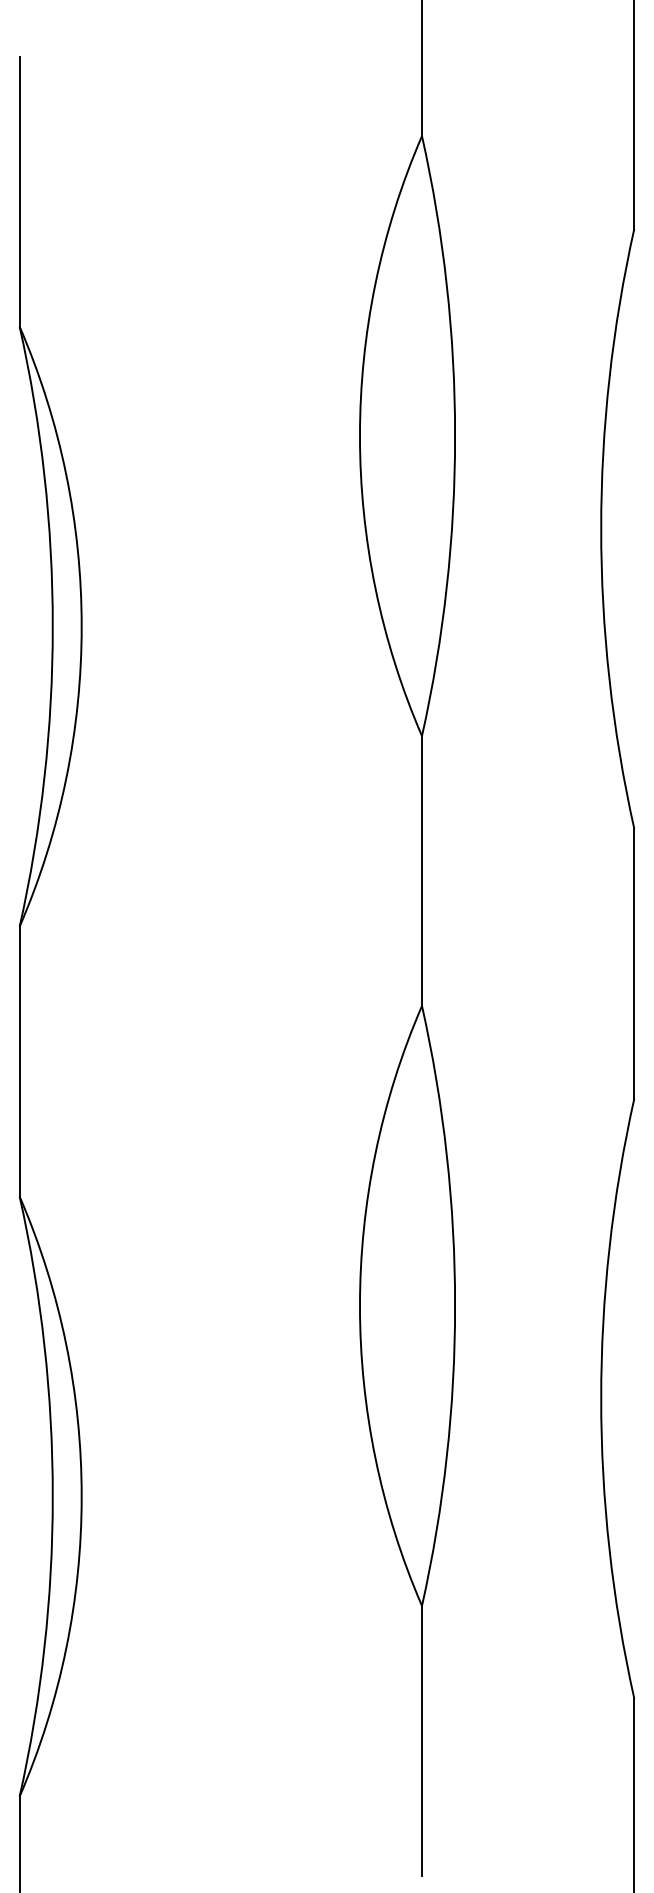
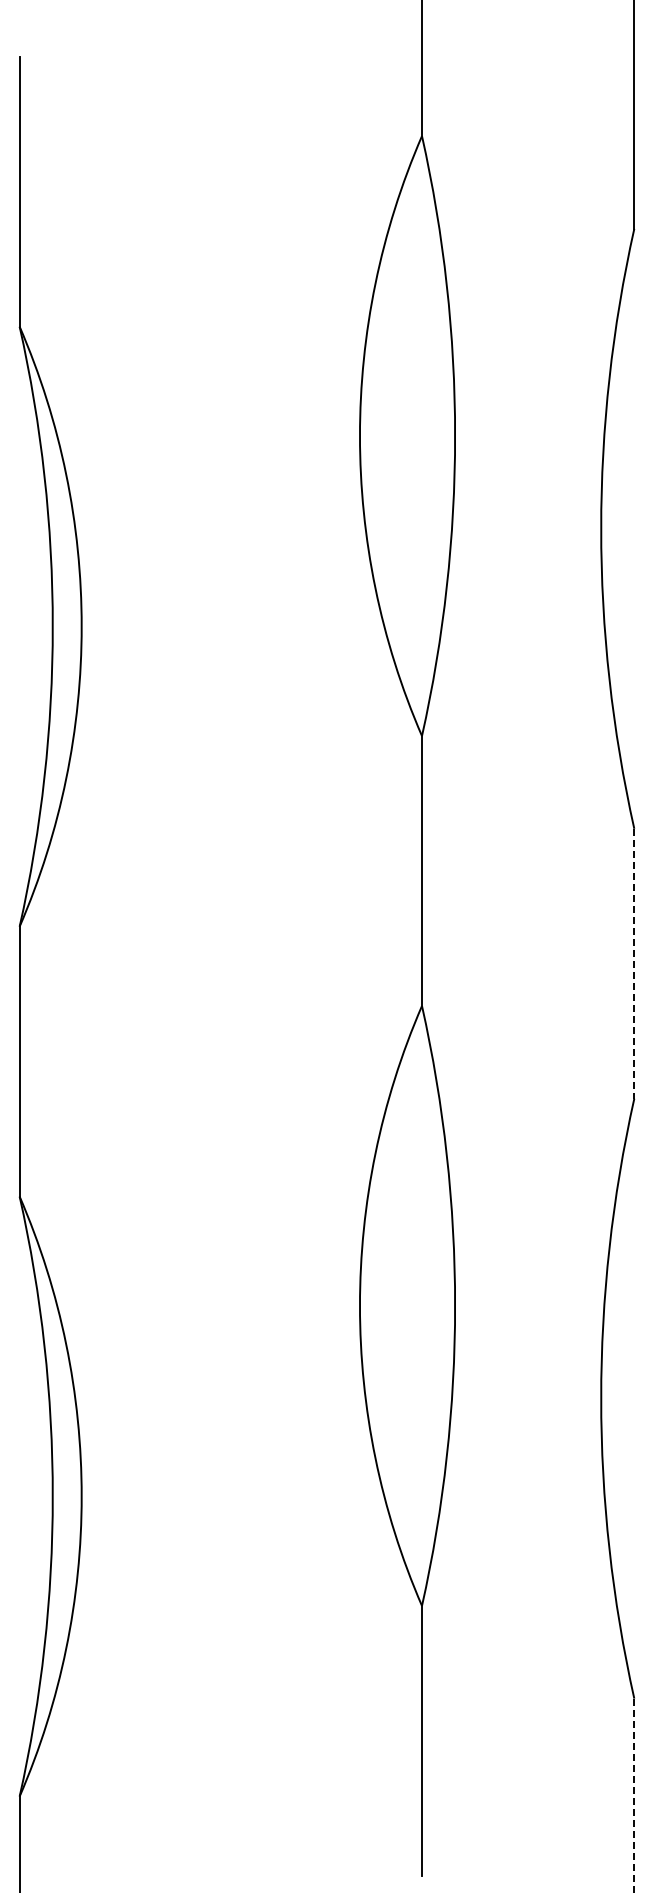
line: solid -> dashed (634, 963)
line: solid -> dashed (634, 1795)
